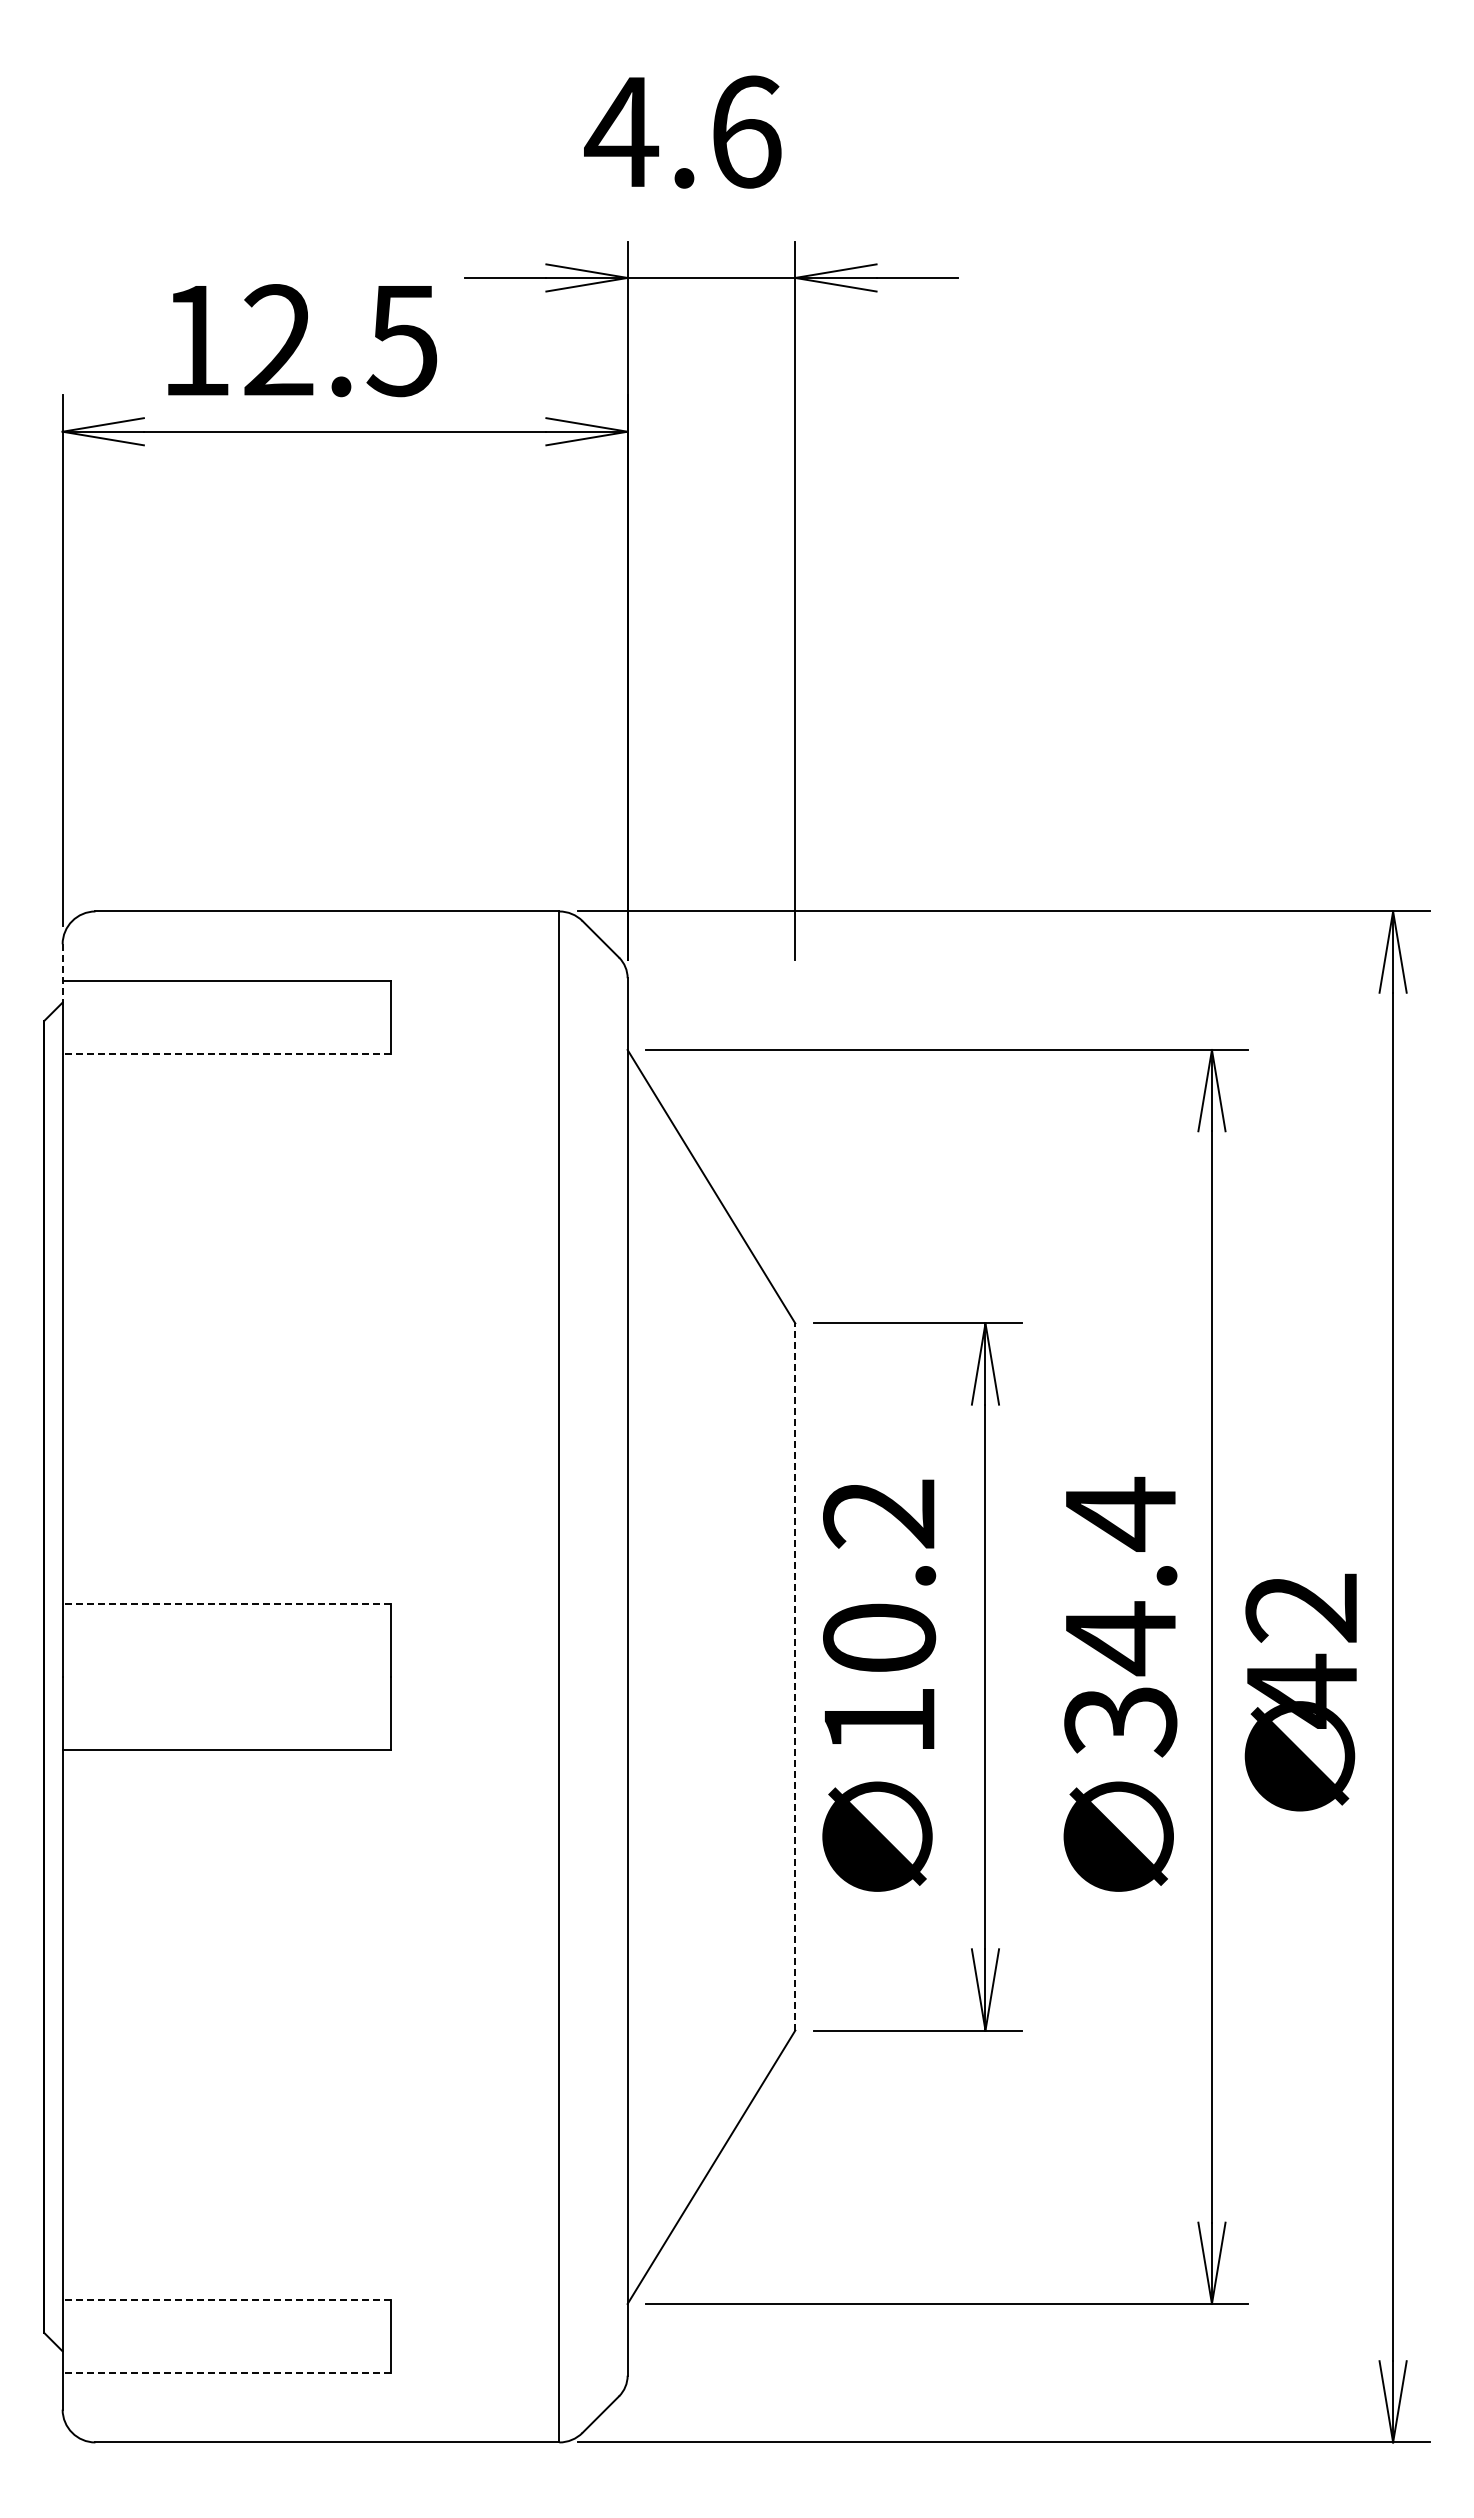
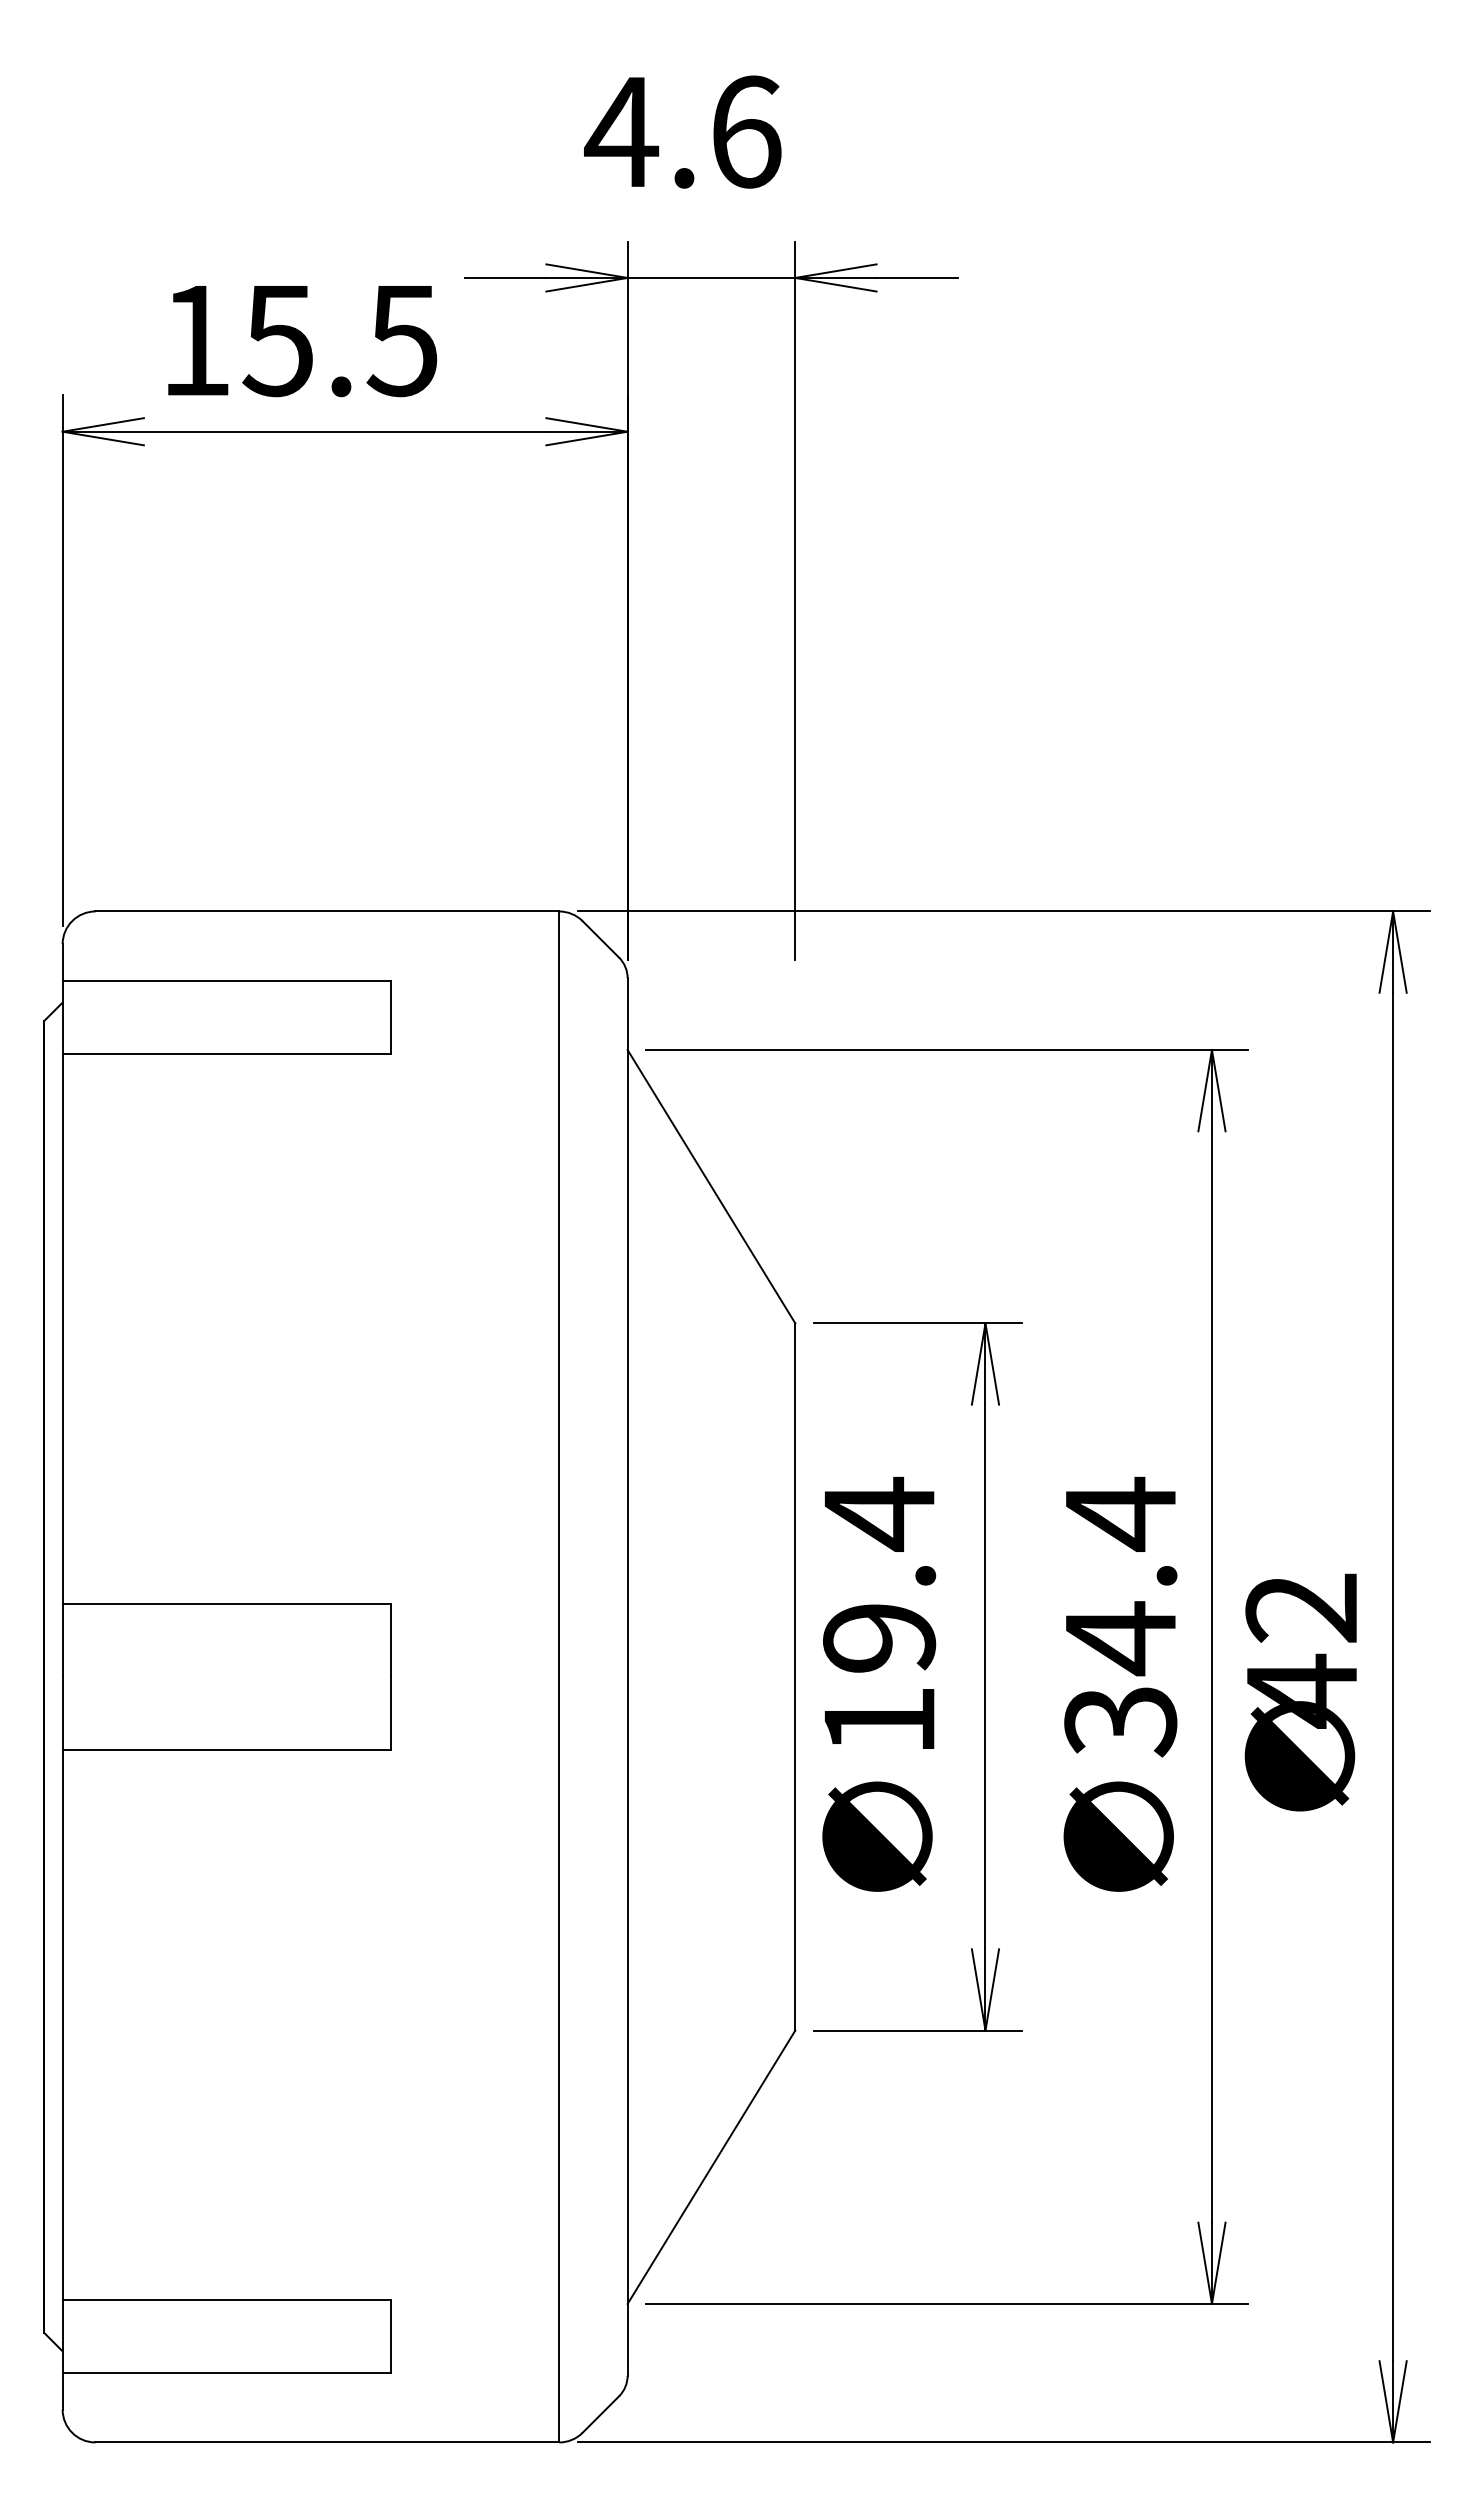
text: 12.5 -> 15.5 (277, 340)
line: dashed -> solid (62, 973)
line: dashed -> solid (226, 1053)
text: 10.2 -> 19.4 (879, 1574)
line: dashed -> solid (226, 1604)
line: dashed -> solid (795, 1676)
line: dashed -> solid (226, 2300)
line: dashed -> solid (226, 2373)
